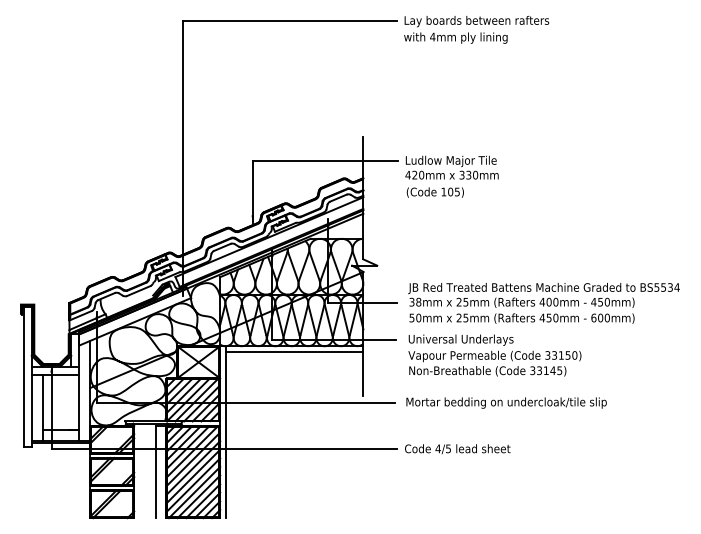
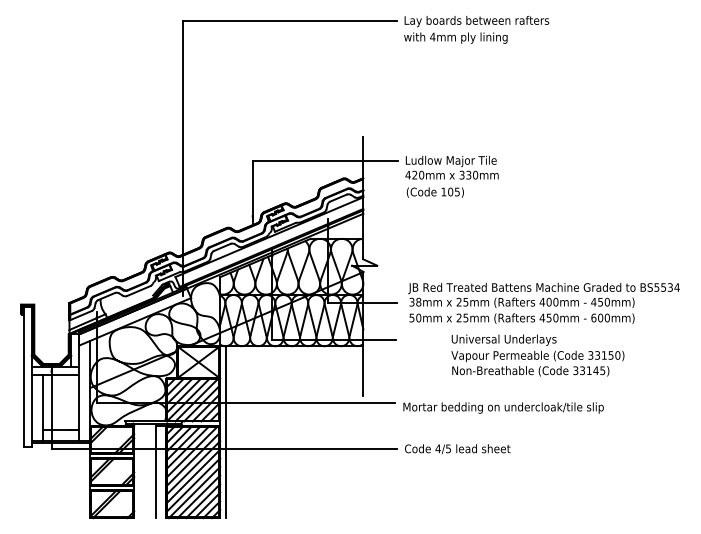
line: present -> none (294, 351)
text position: (494, 355) -> (537, 355) (537, 355)
text position: (506, 402) -> (503, 407) (503, 407)
